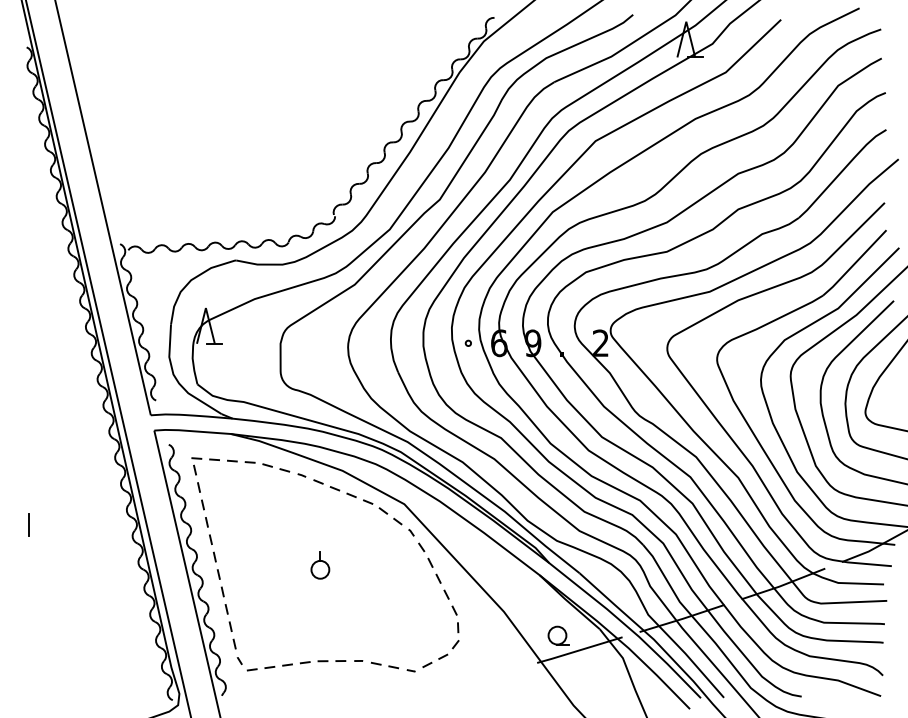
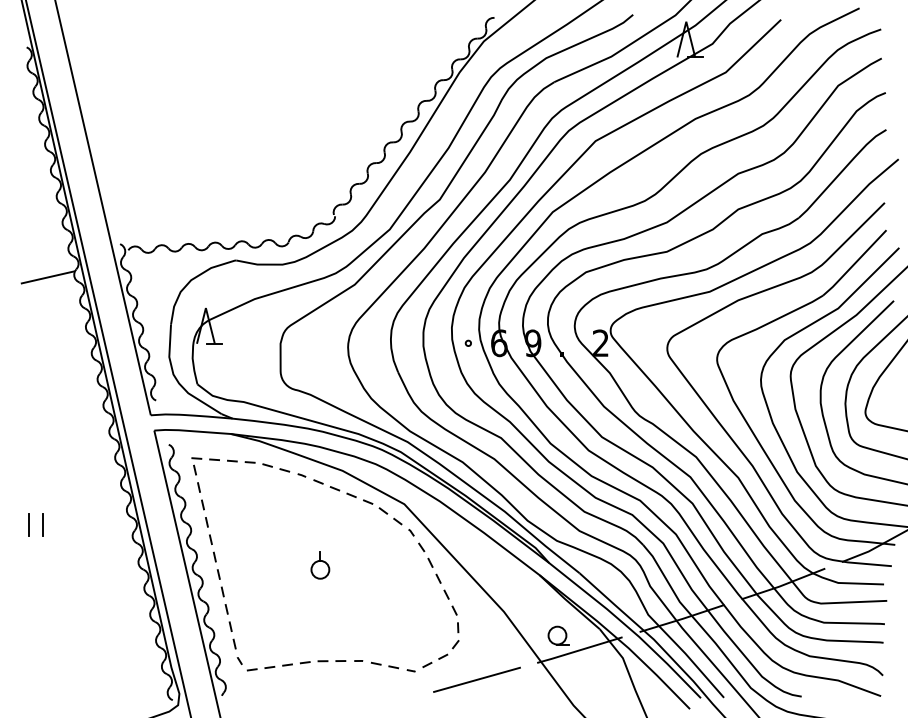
line: none -> present (47, 277)
line: none -> present (42, 524)
line: none -> present (476, 679)
